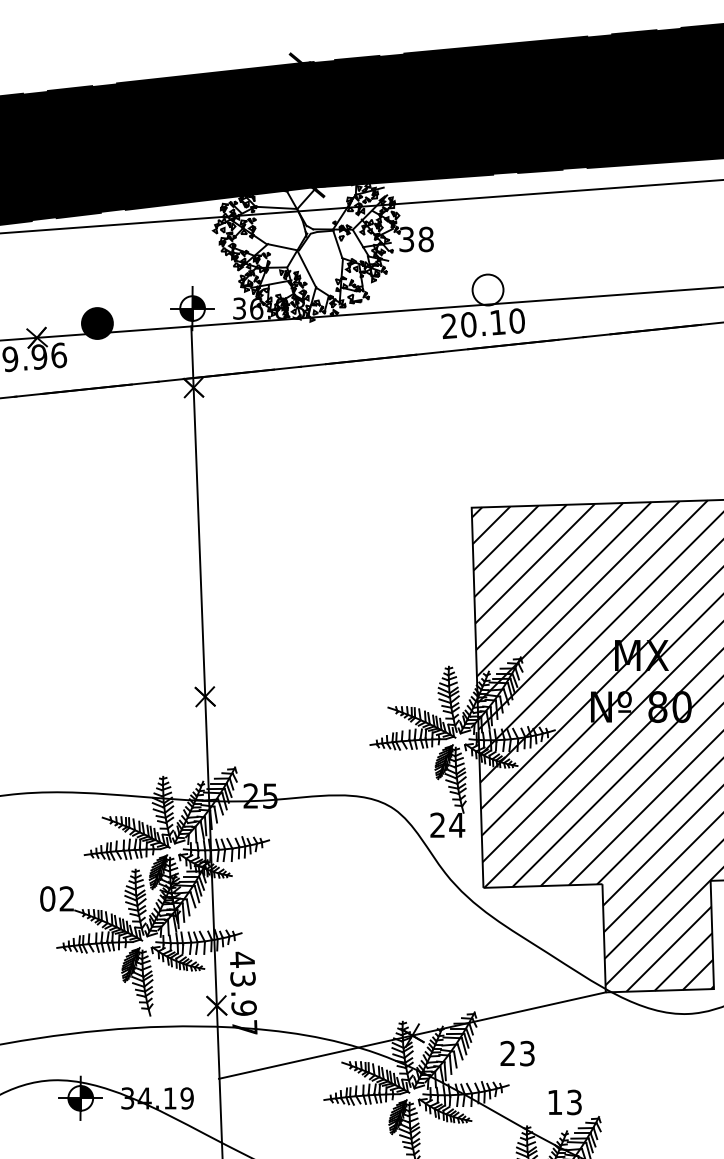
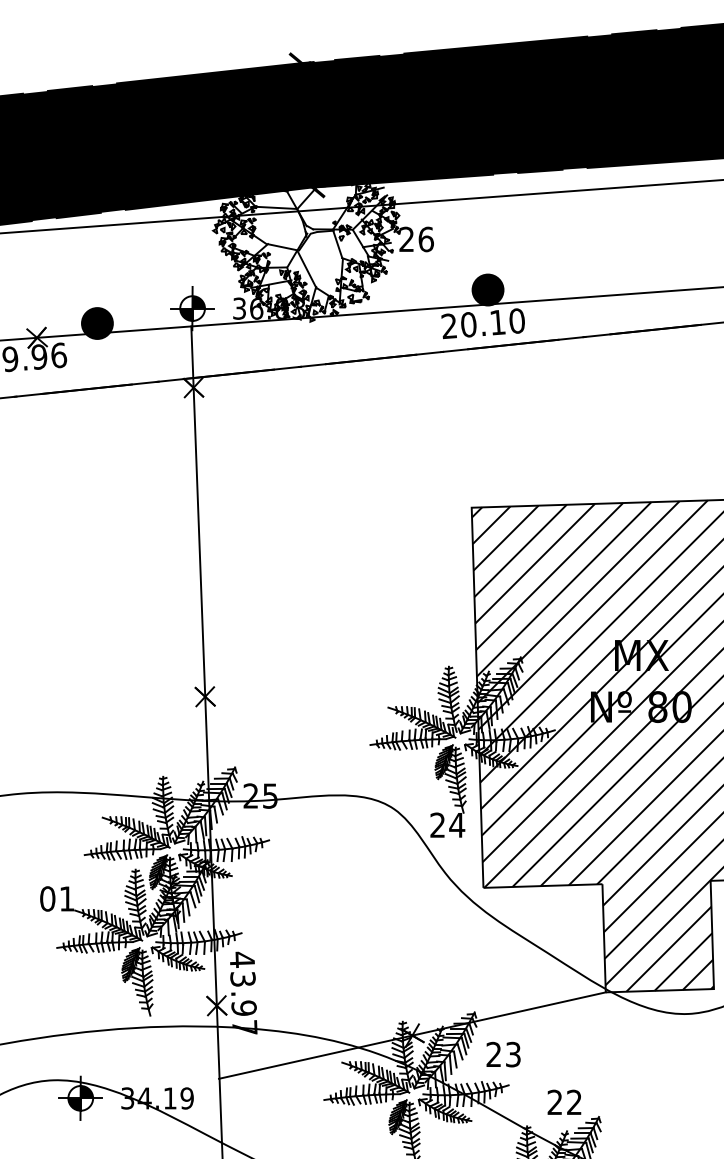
text: 38 -> 26 (416, 239)
fill: none -> present (487, 289)
text: 02 -> 01 (66, 898)
text position: (517, 1053) -> (503, 1054) (503, 1054)
text: 13 -> 22 (564, 1102)
